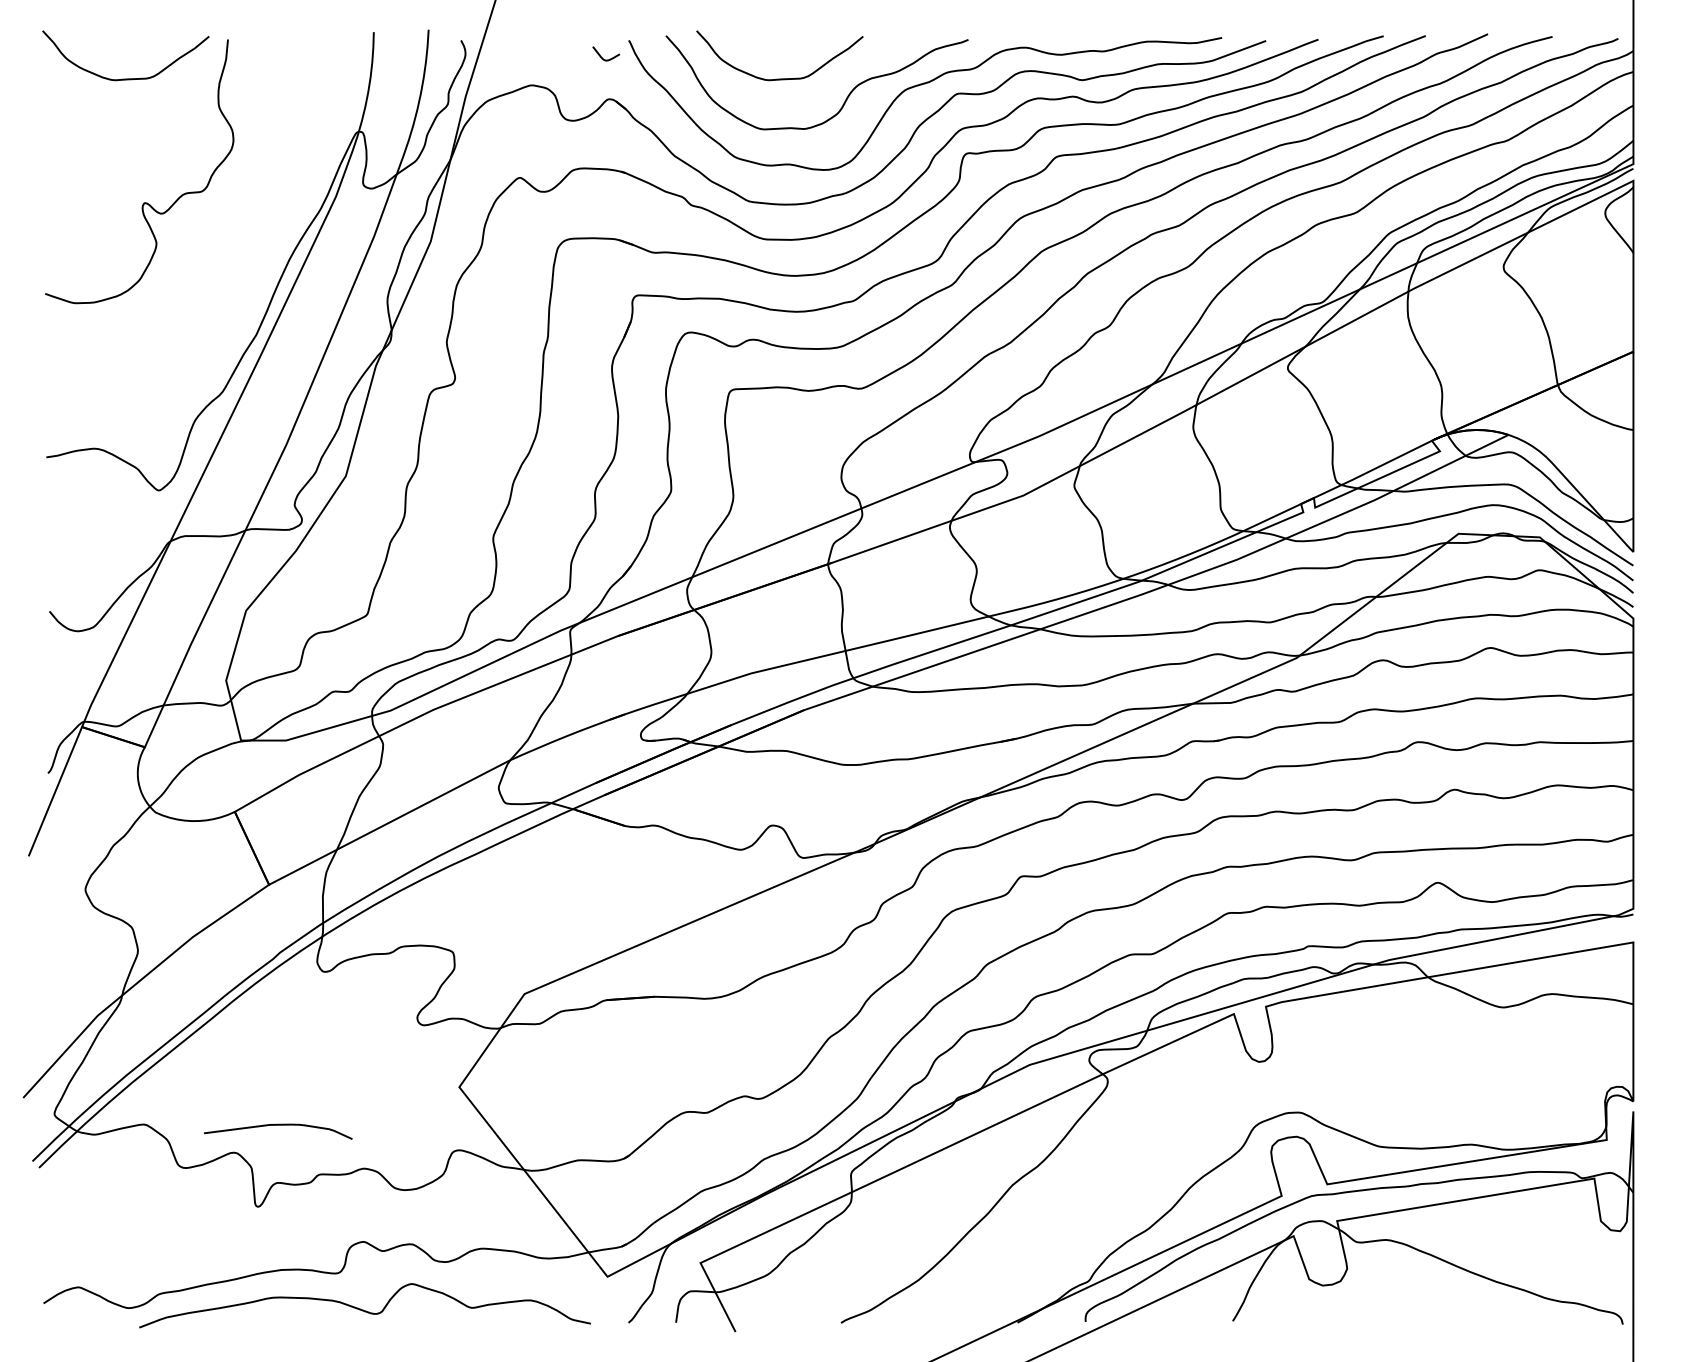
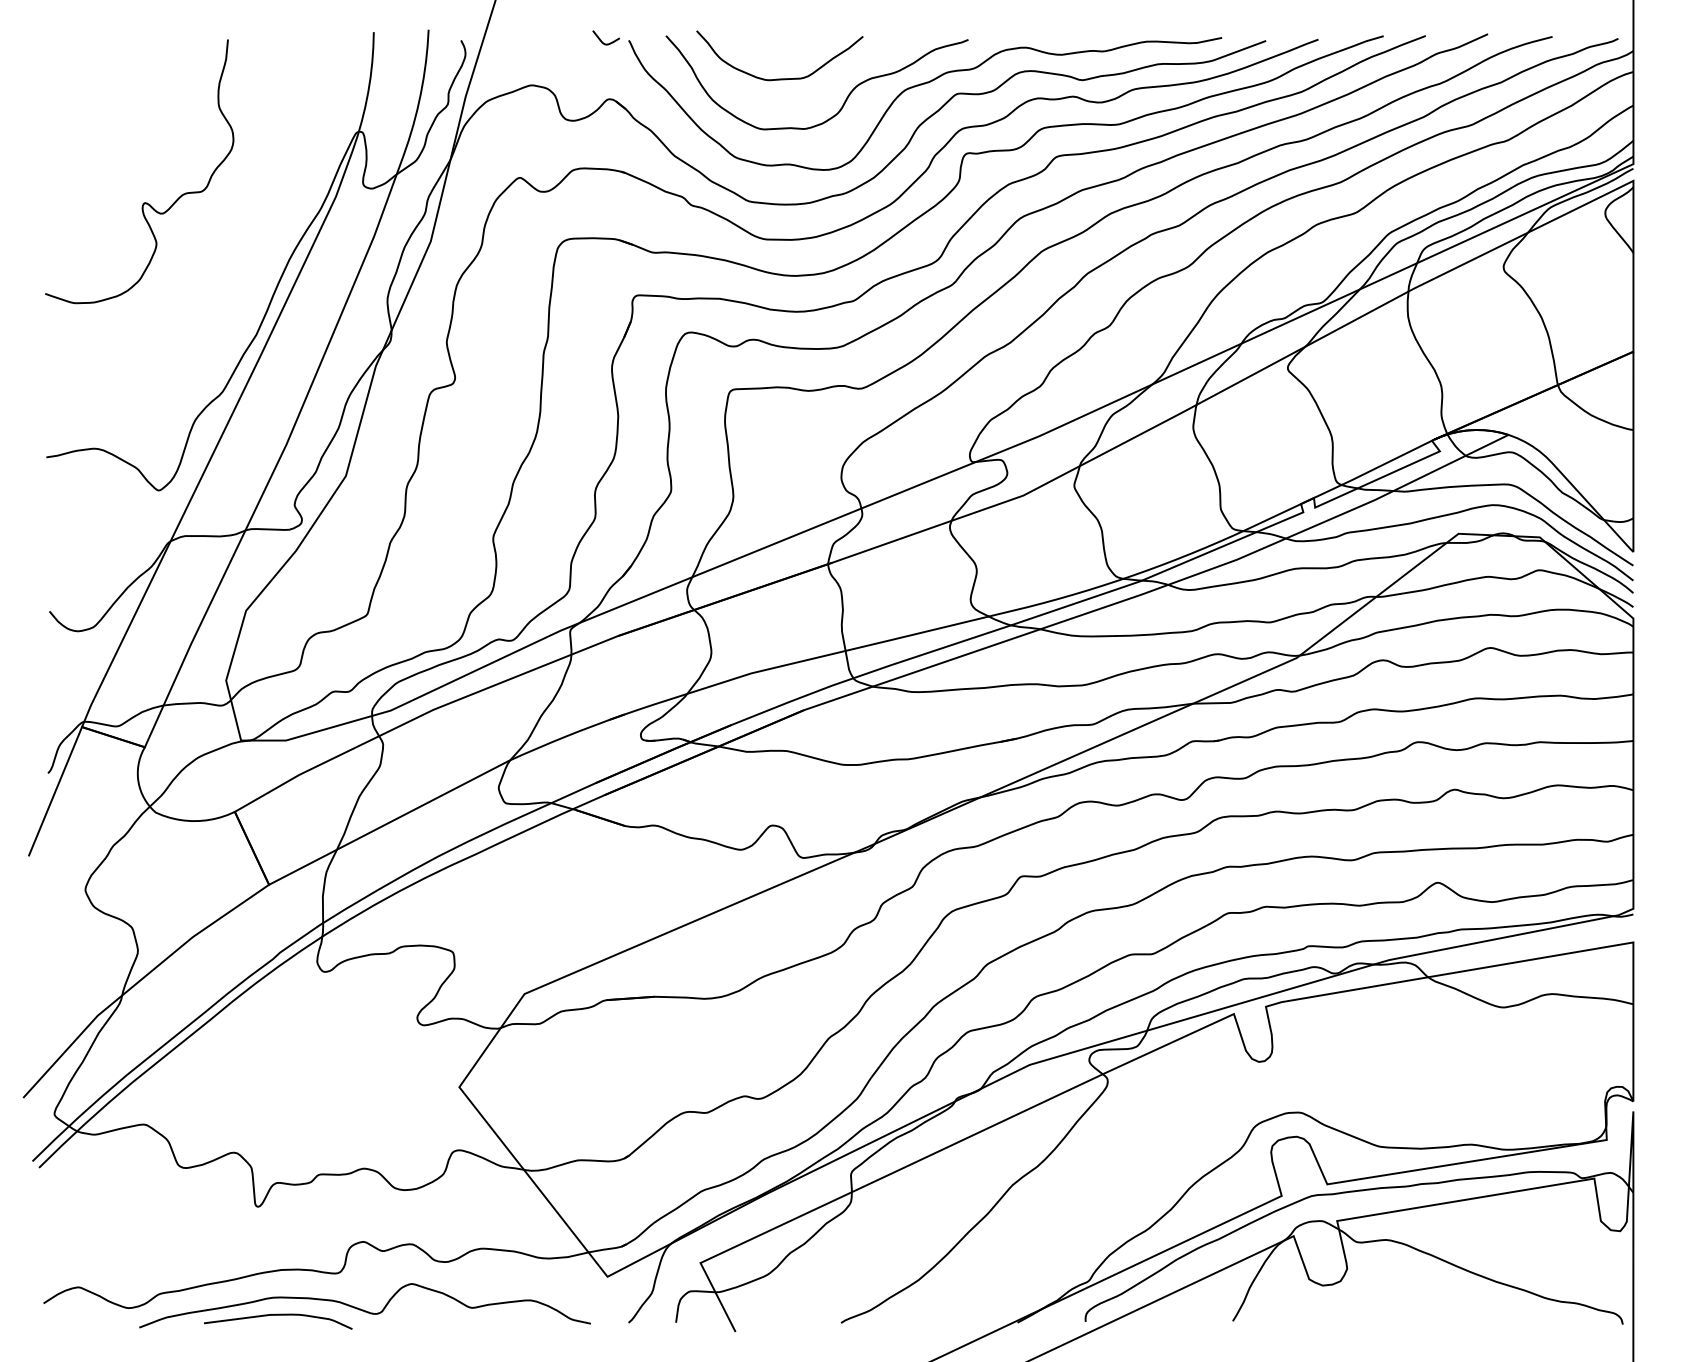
curve position: (601, 56) -> (601, 40) (601, 40)
curve: present -> none (125, 78)
curve position: (278, 1125) -> (278, 1315) (278, 1315)
